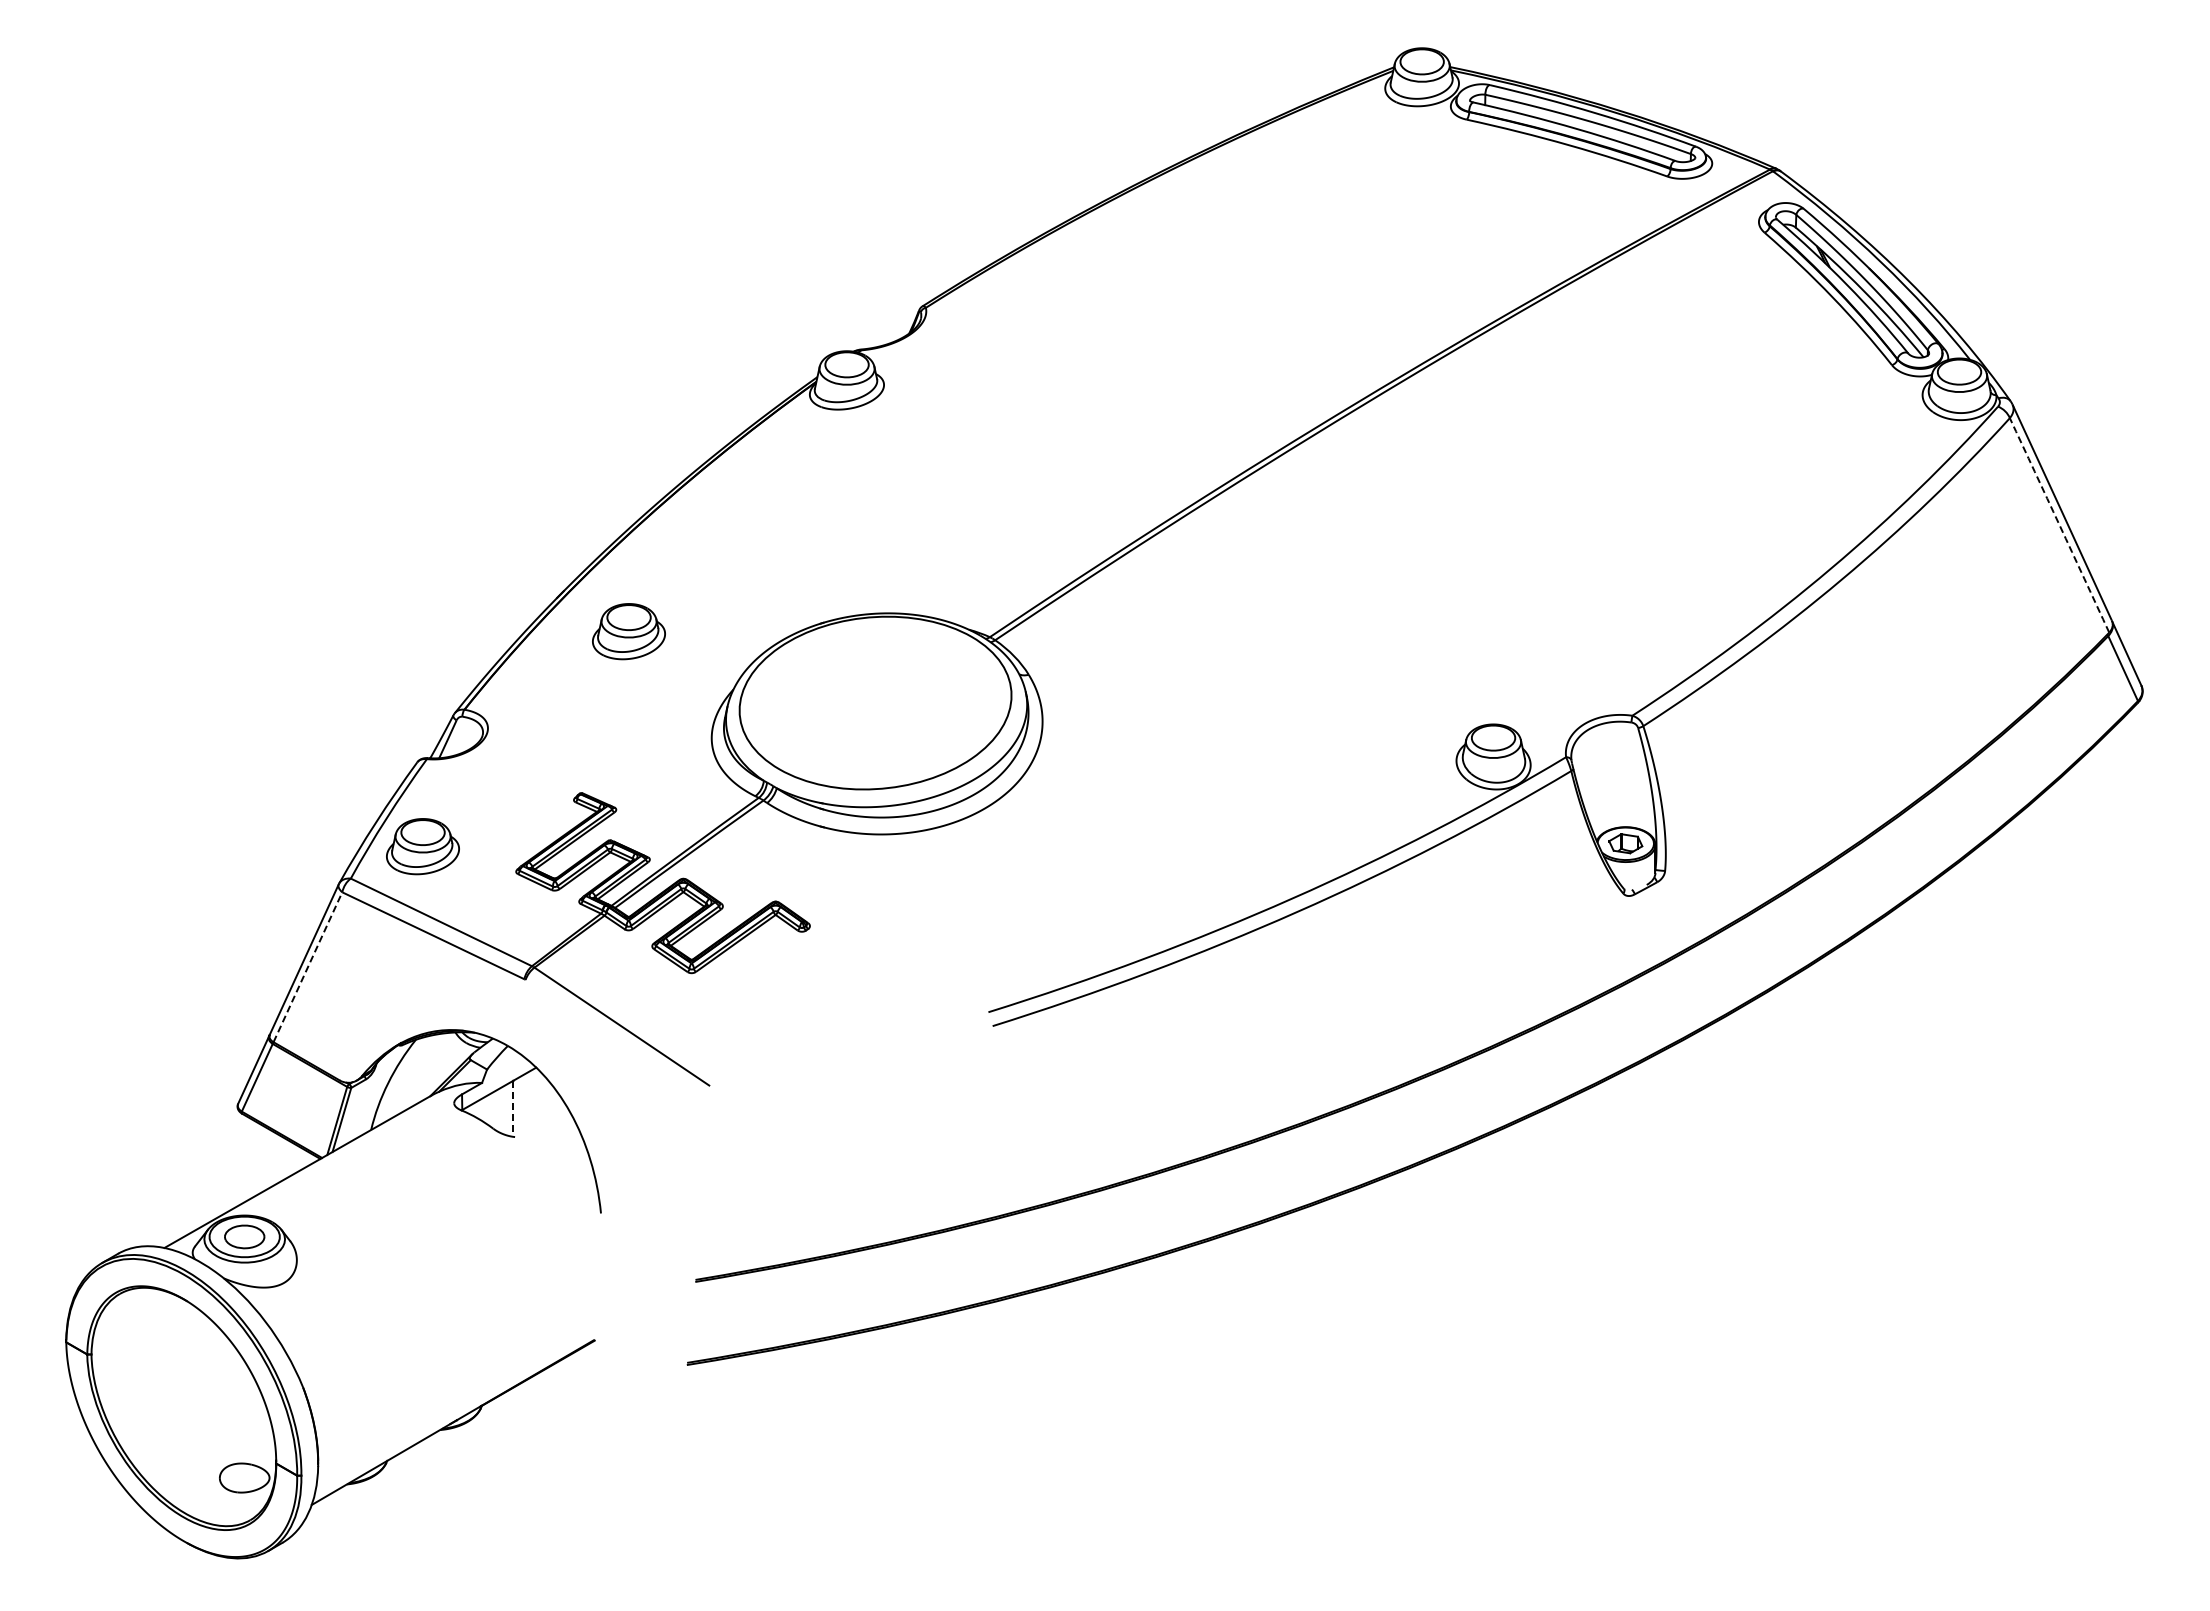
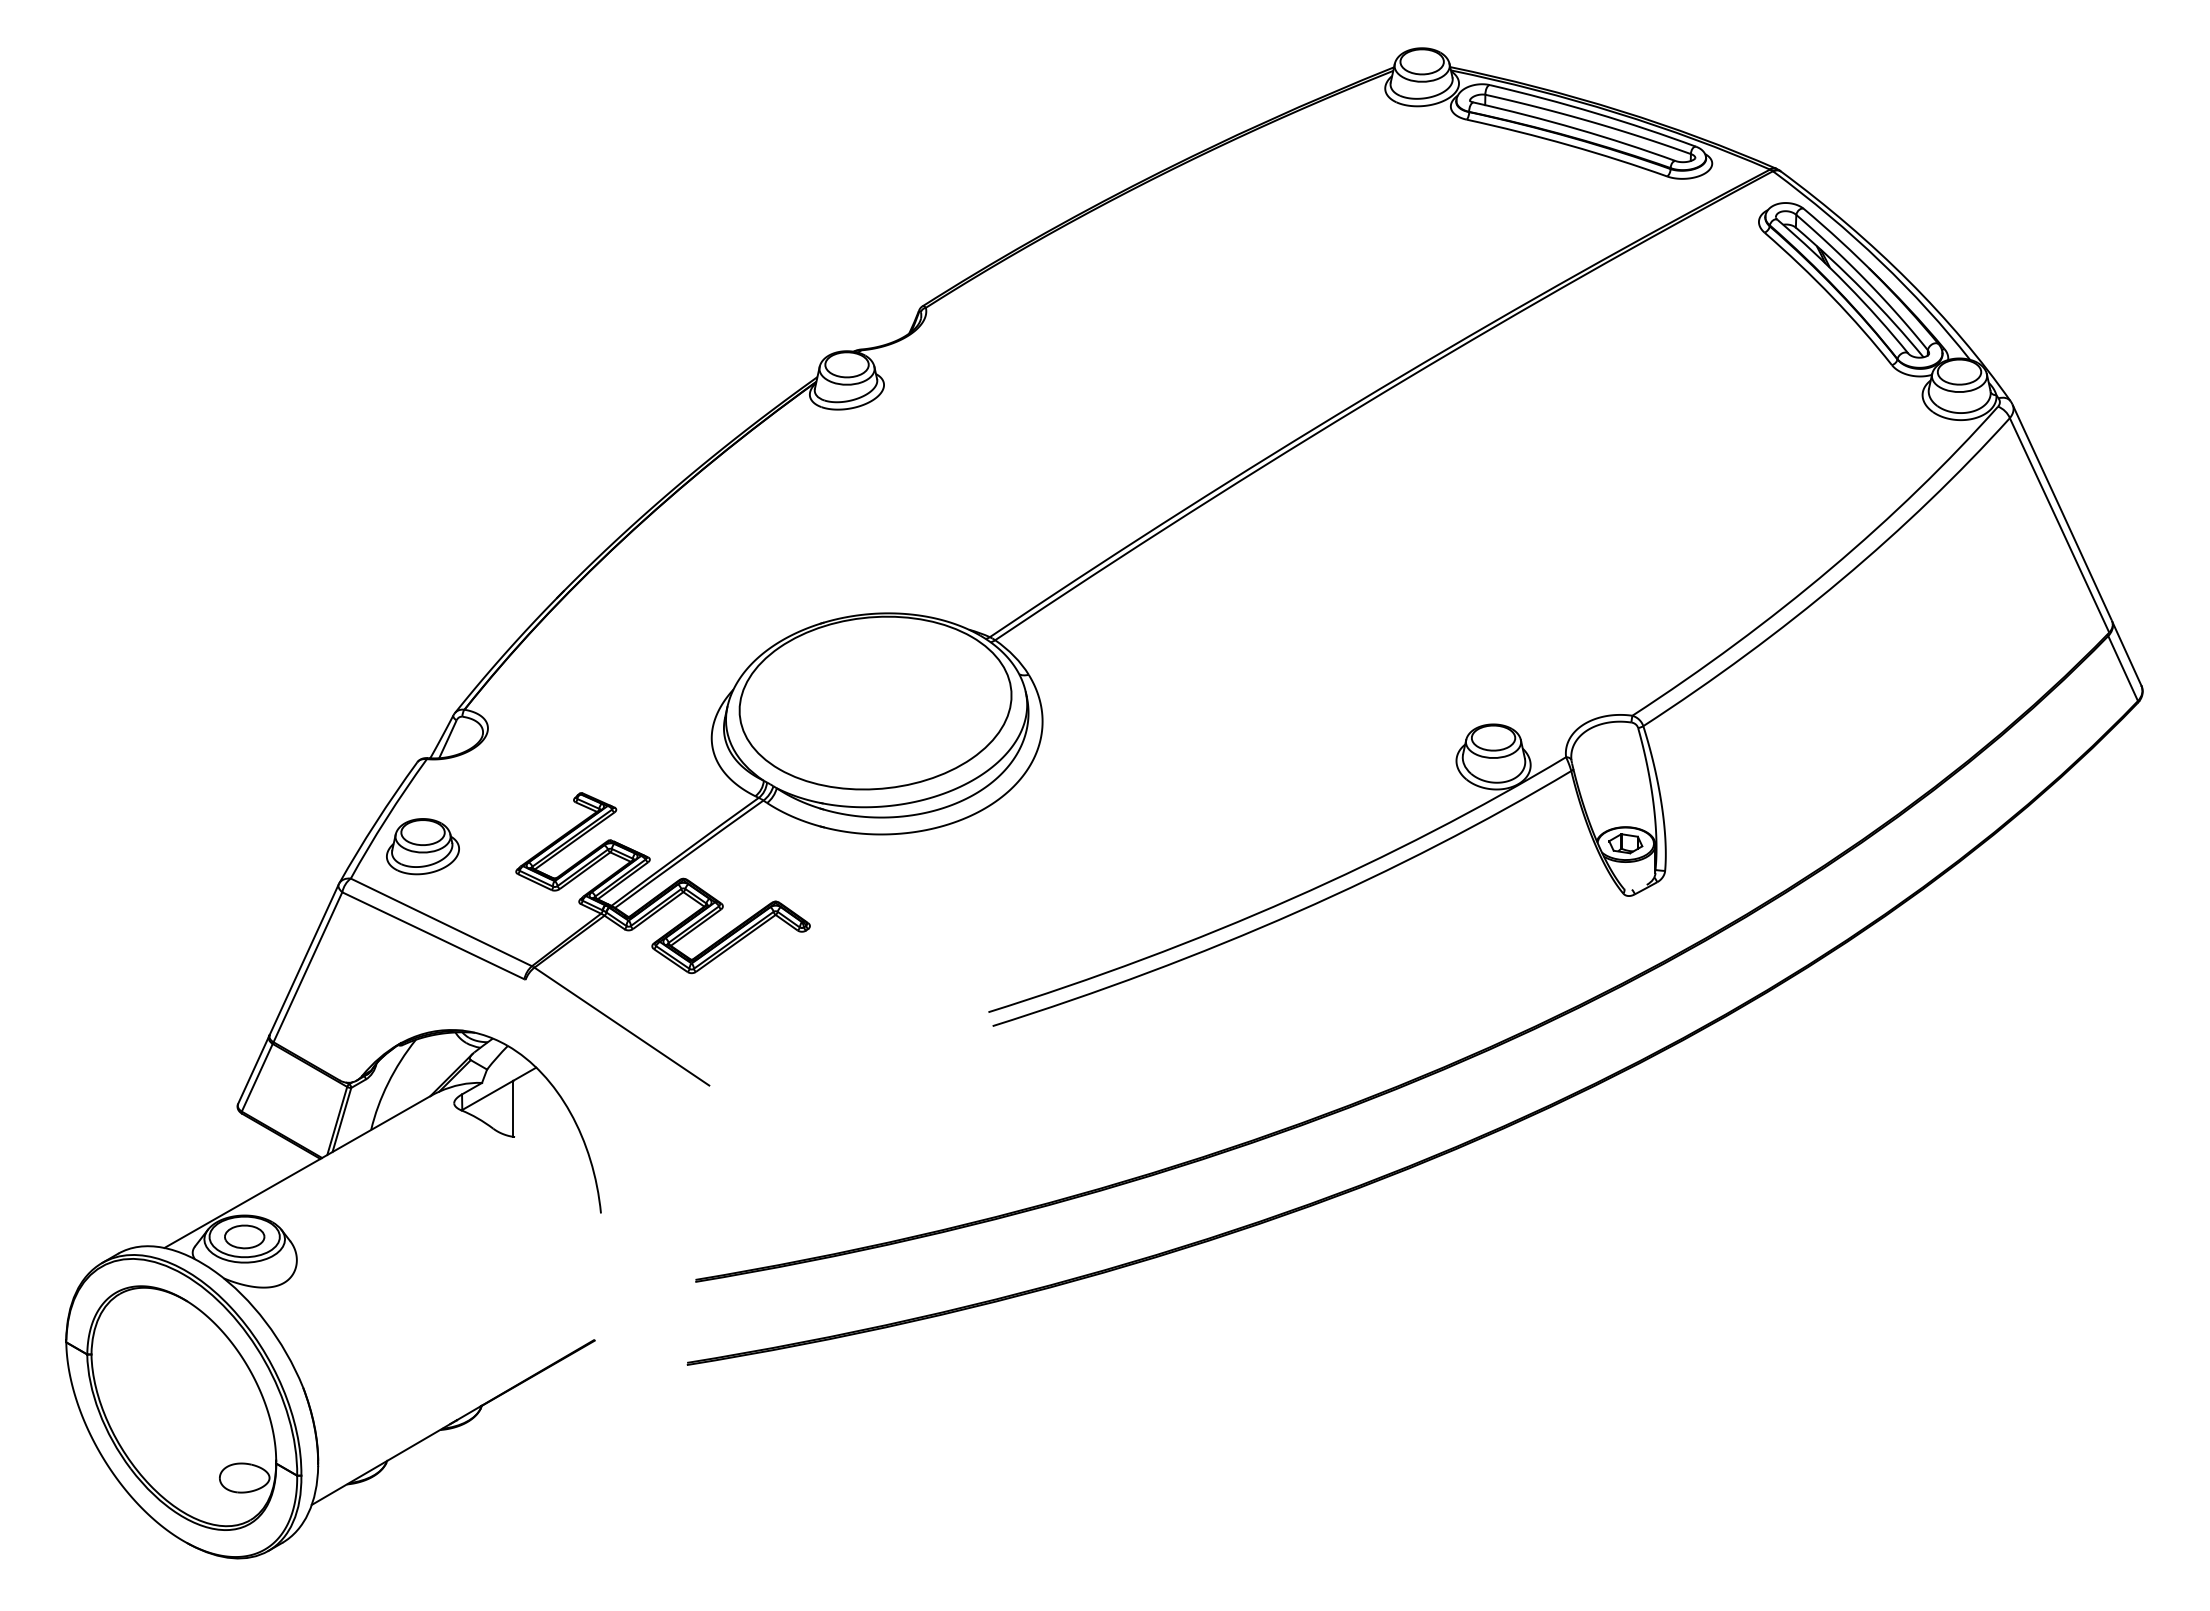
arc: dashed -> solid (2059, 525)
part: present -> none (628, 631)
line: dashed -> solid (308, 966)
line: dashed -> solid (513, 1108)
